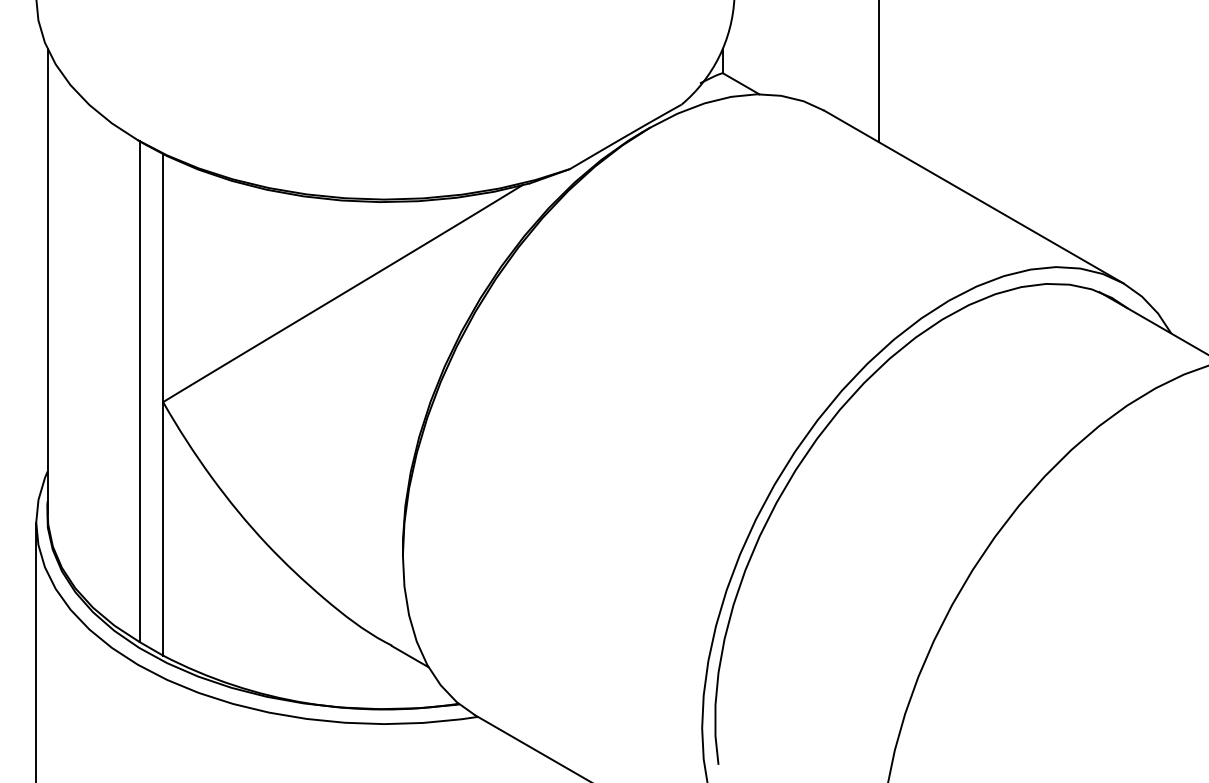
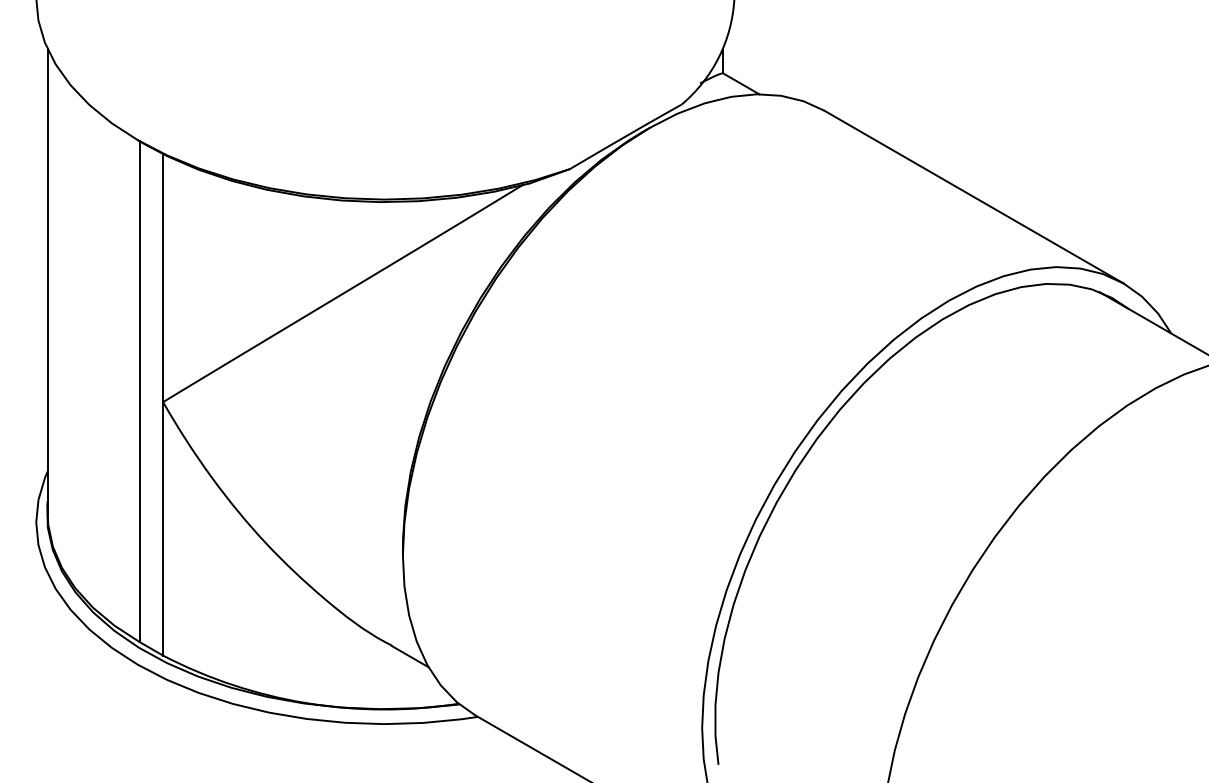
line: present -> none (879, 72)
line: present -> none (36, 650)
